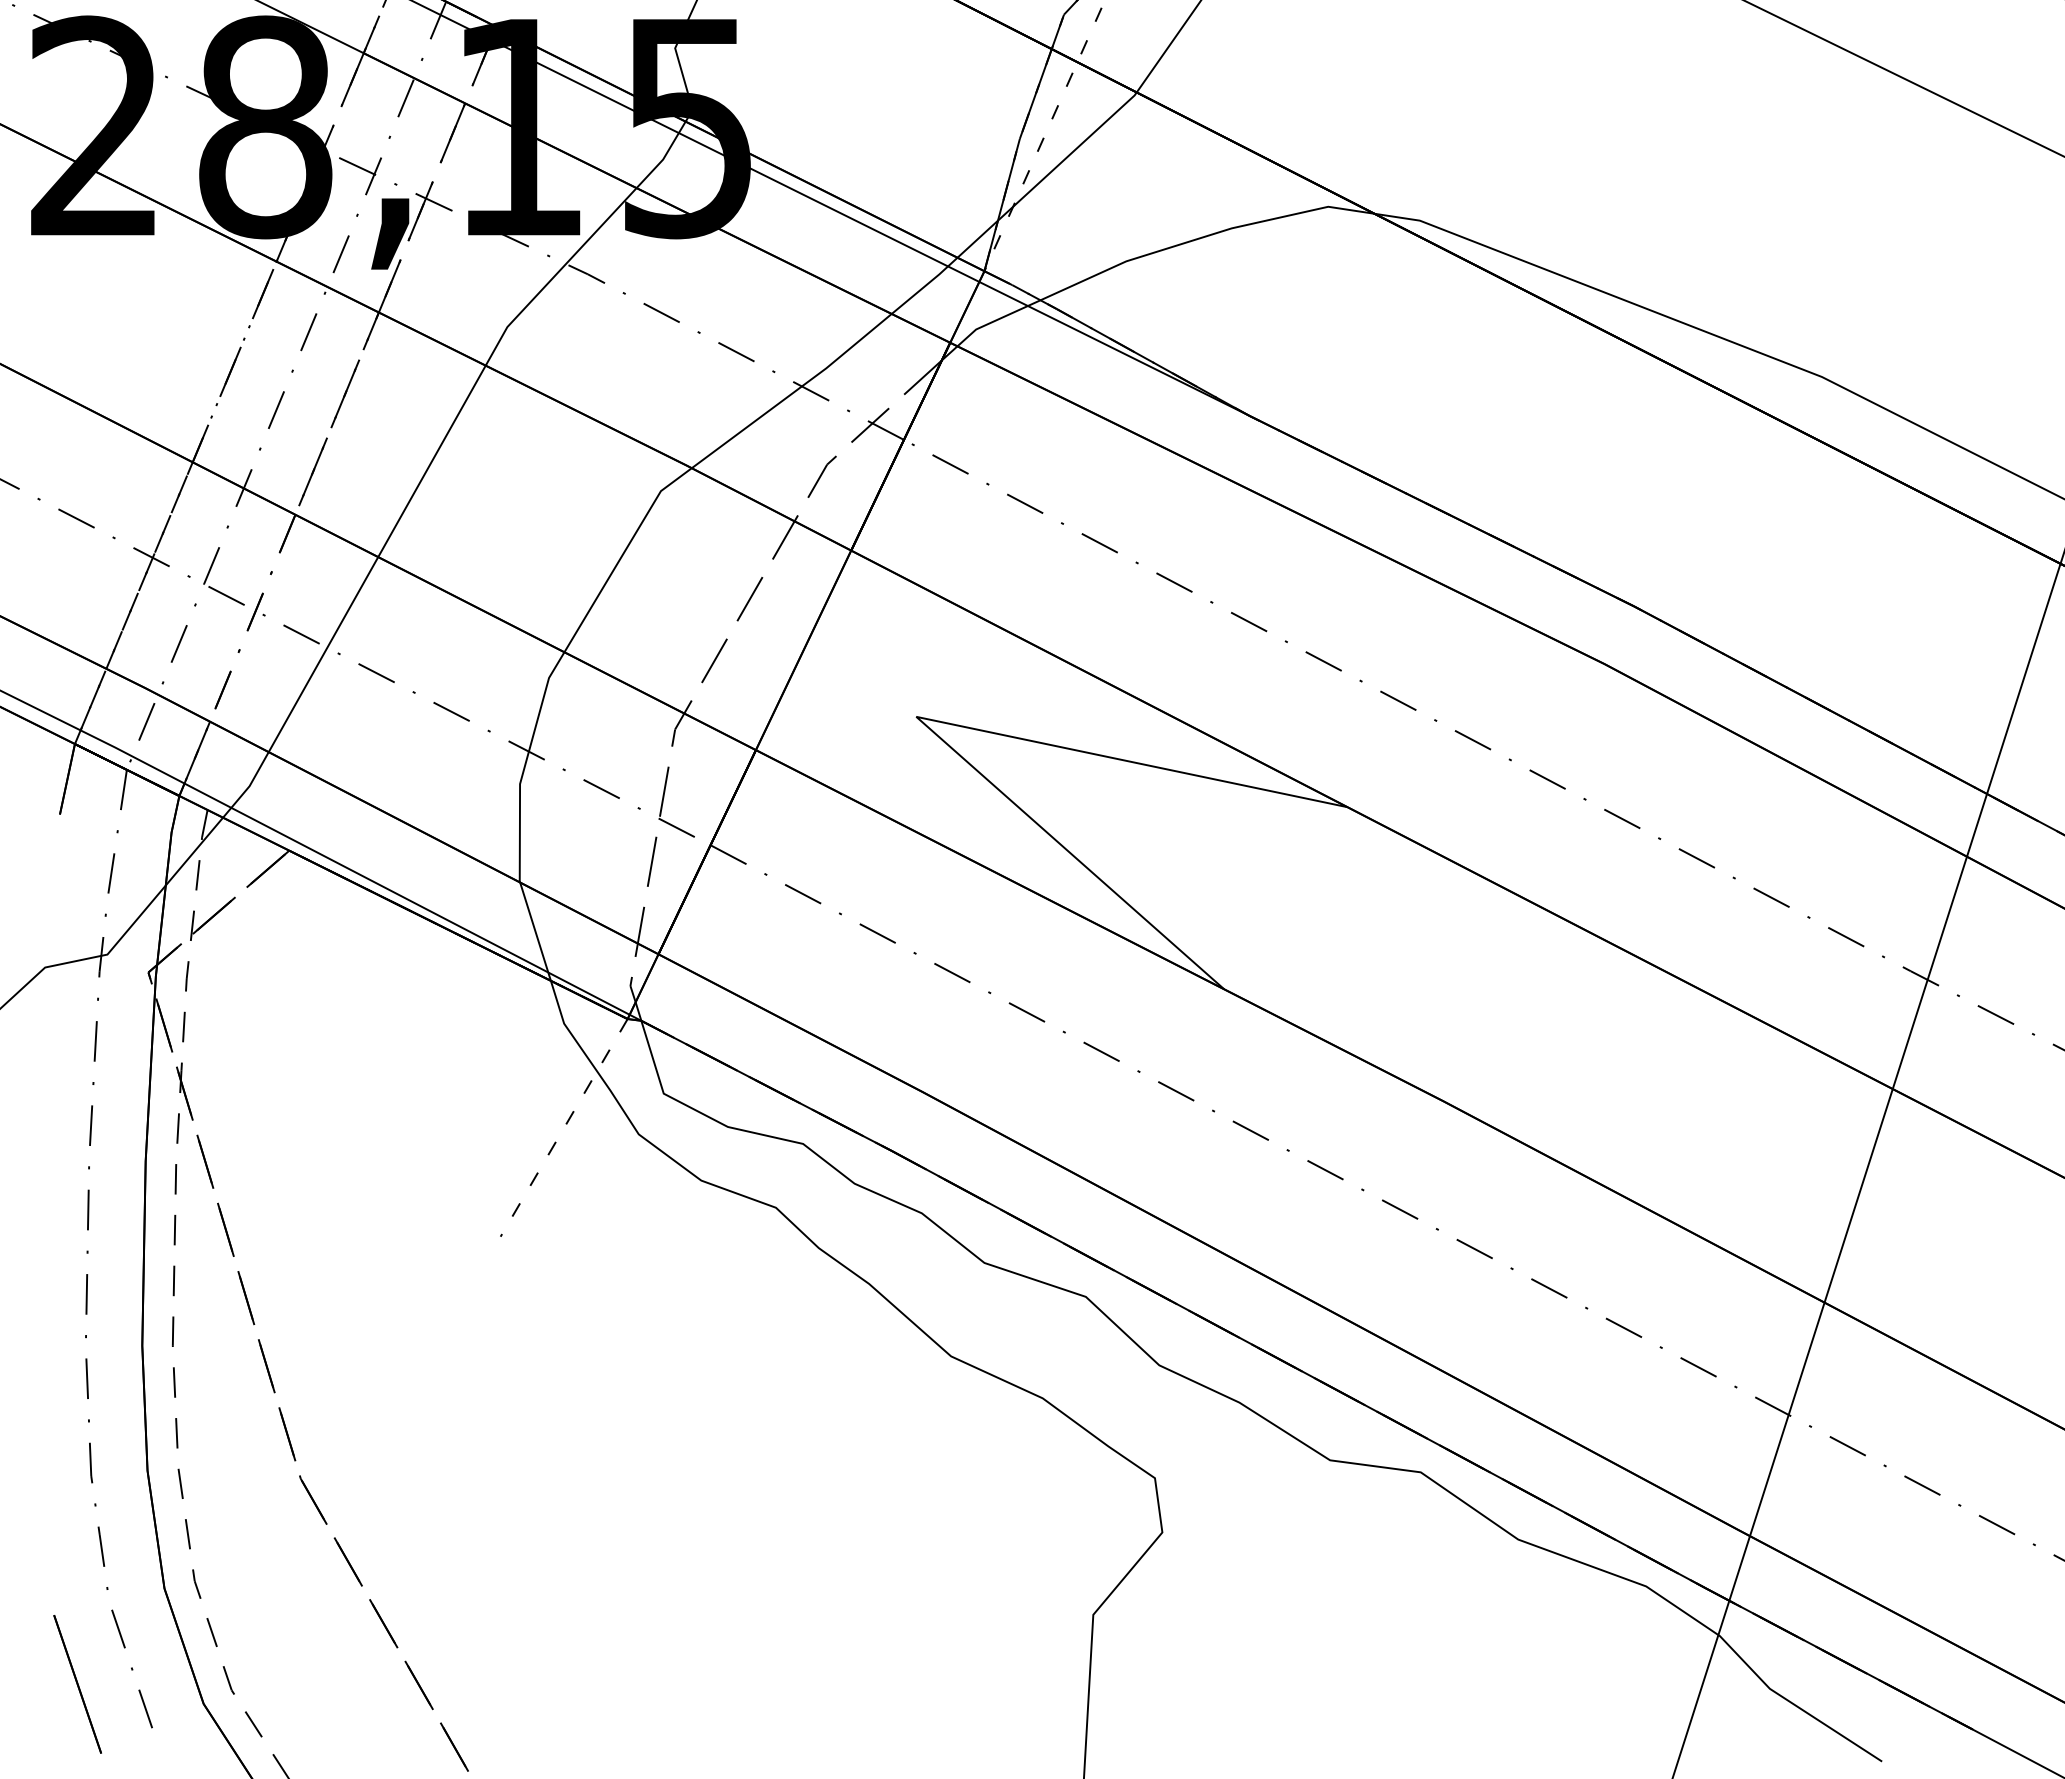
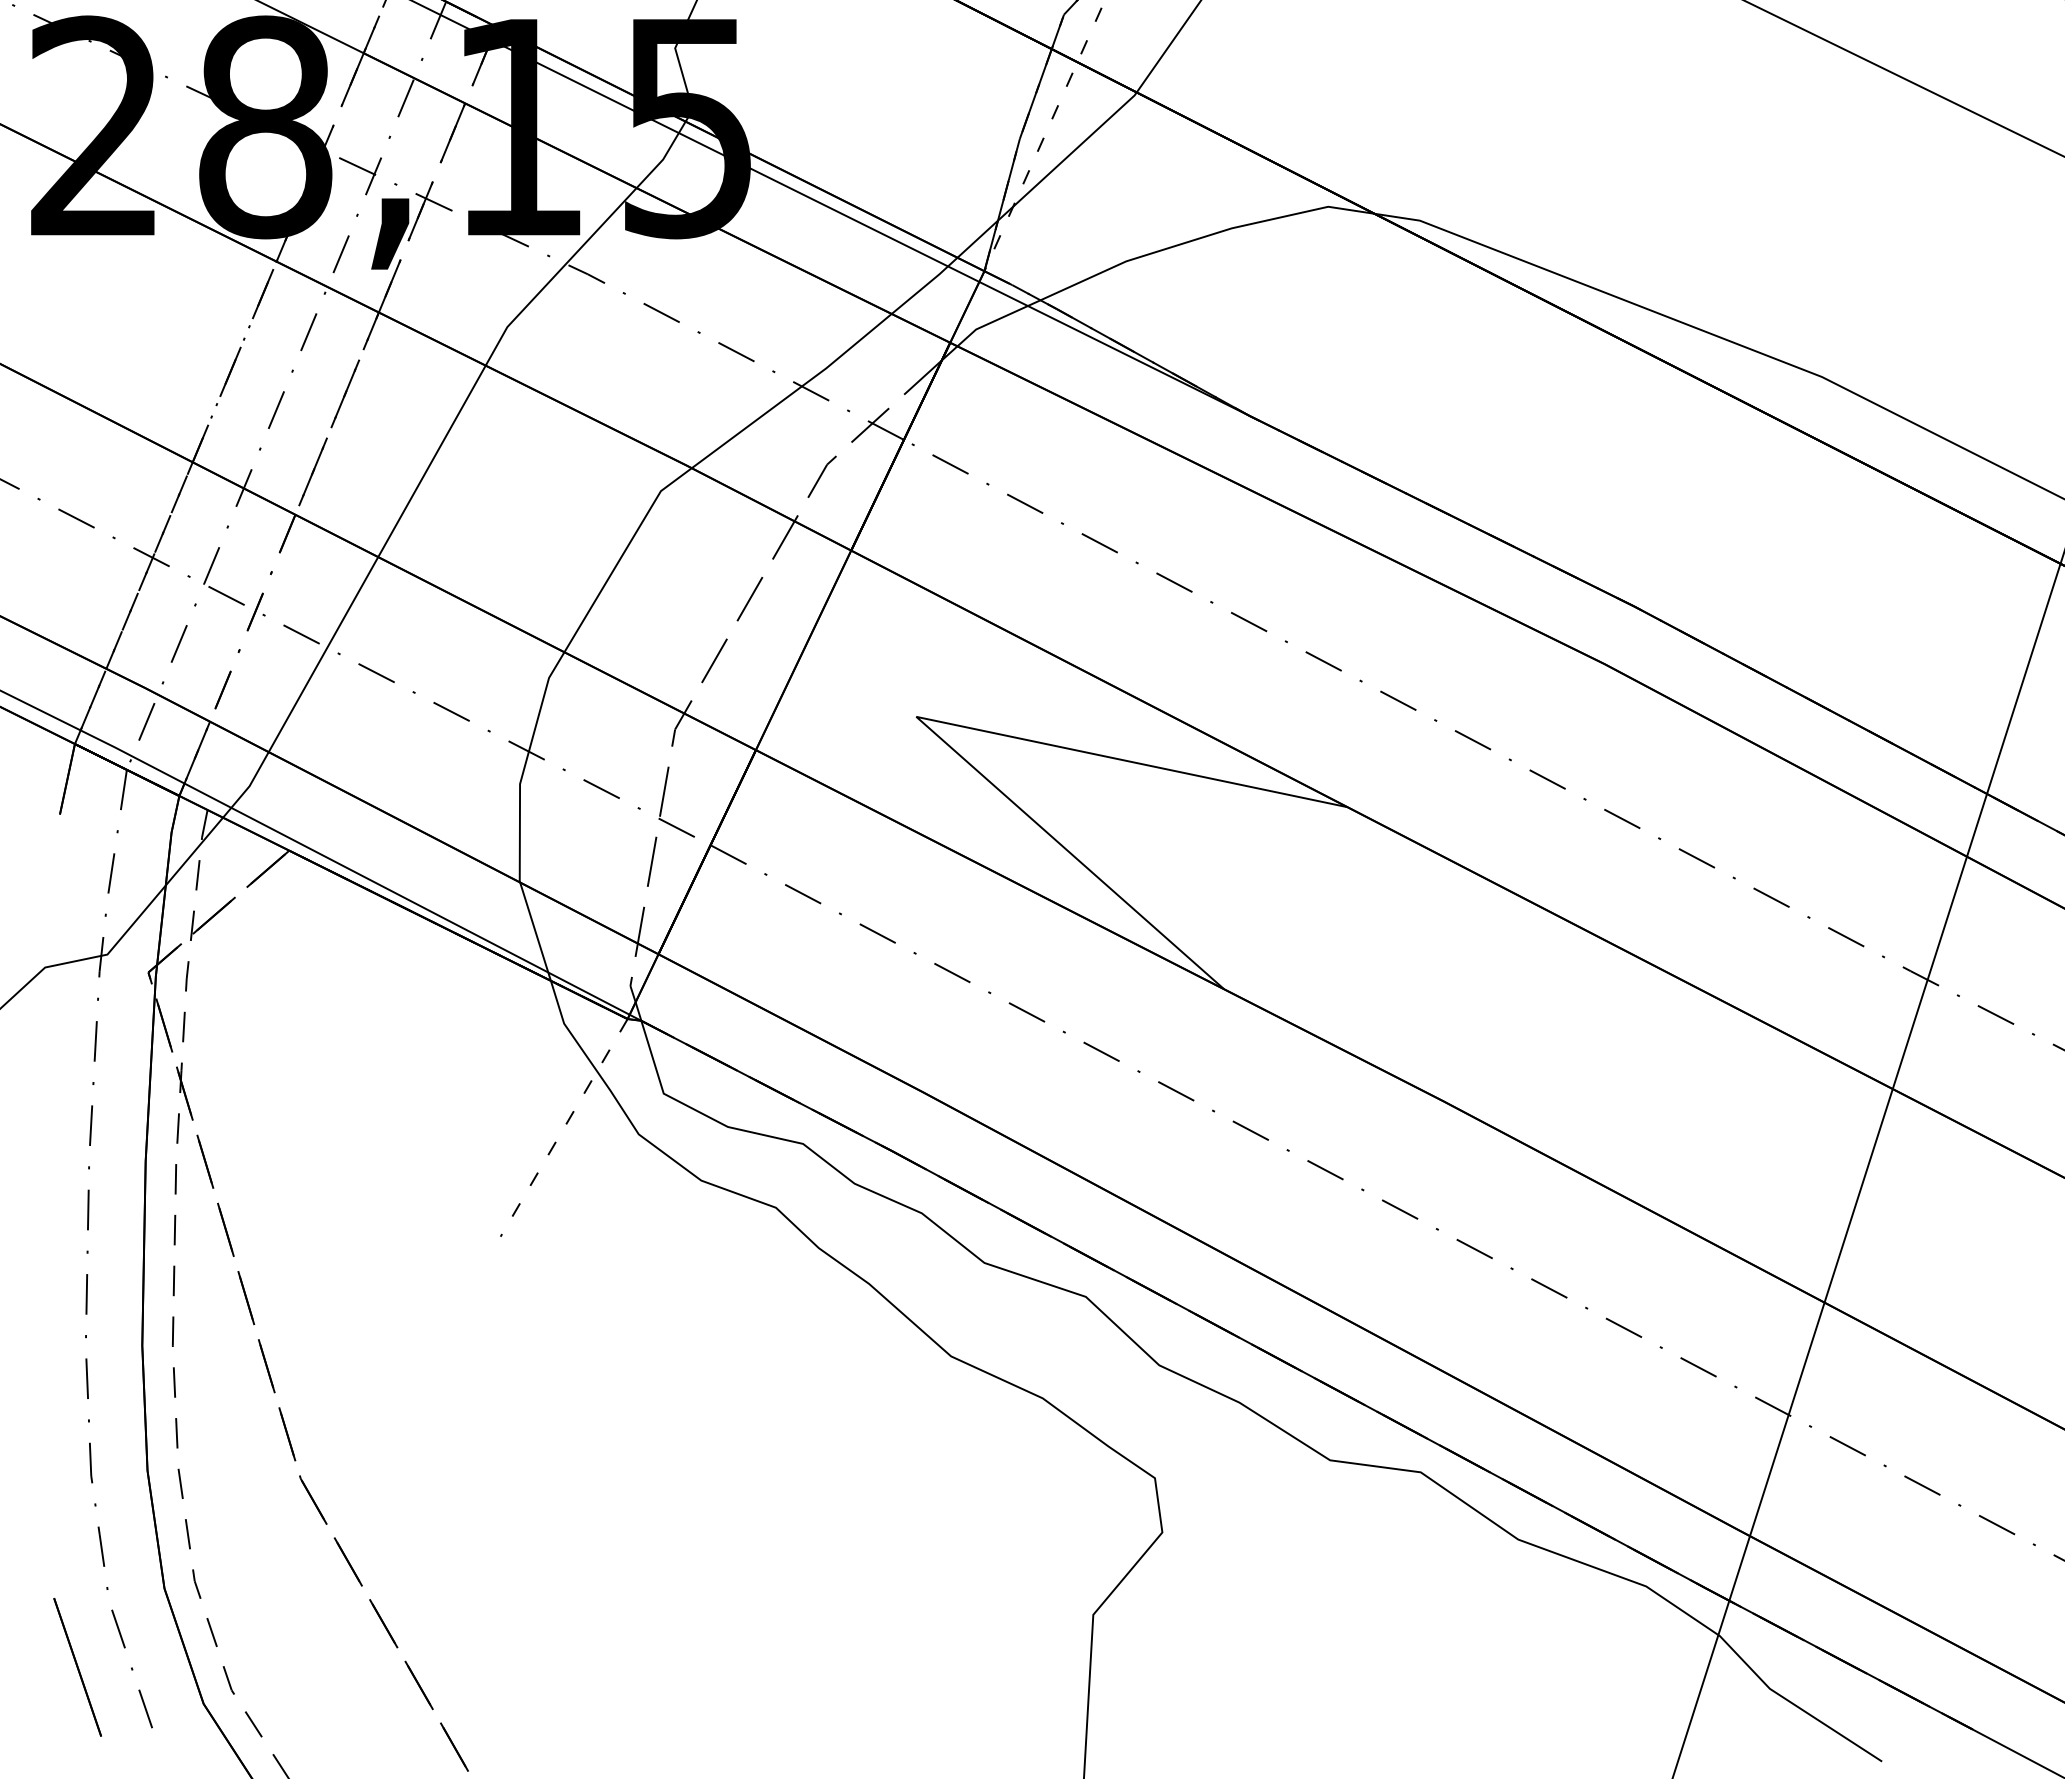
line position: (77, 1684) -> (77, 1667) (77, 1667)
